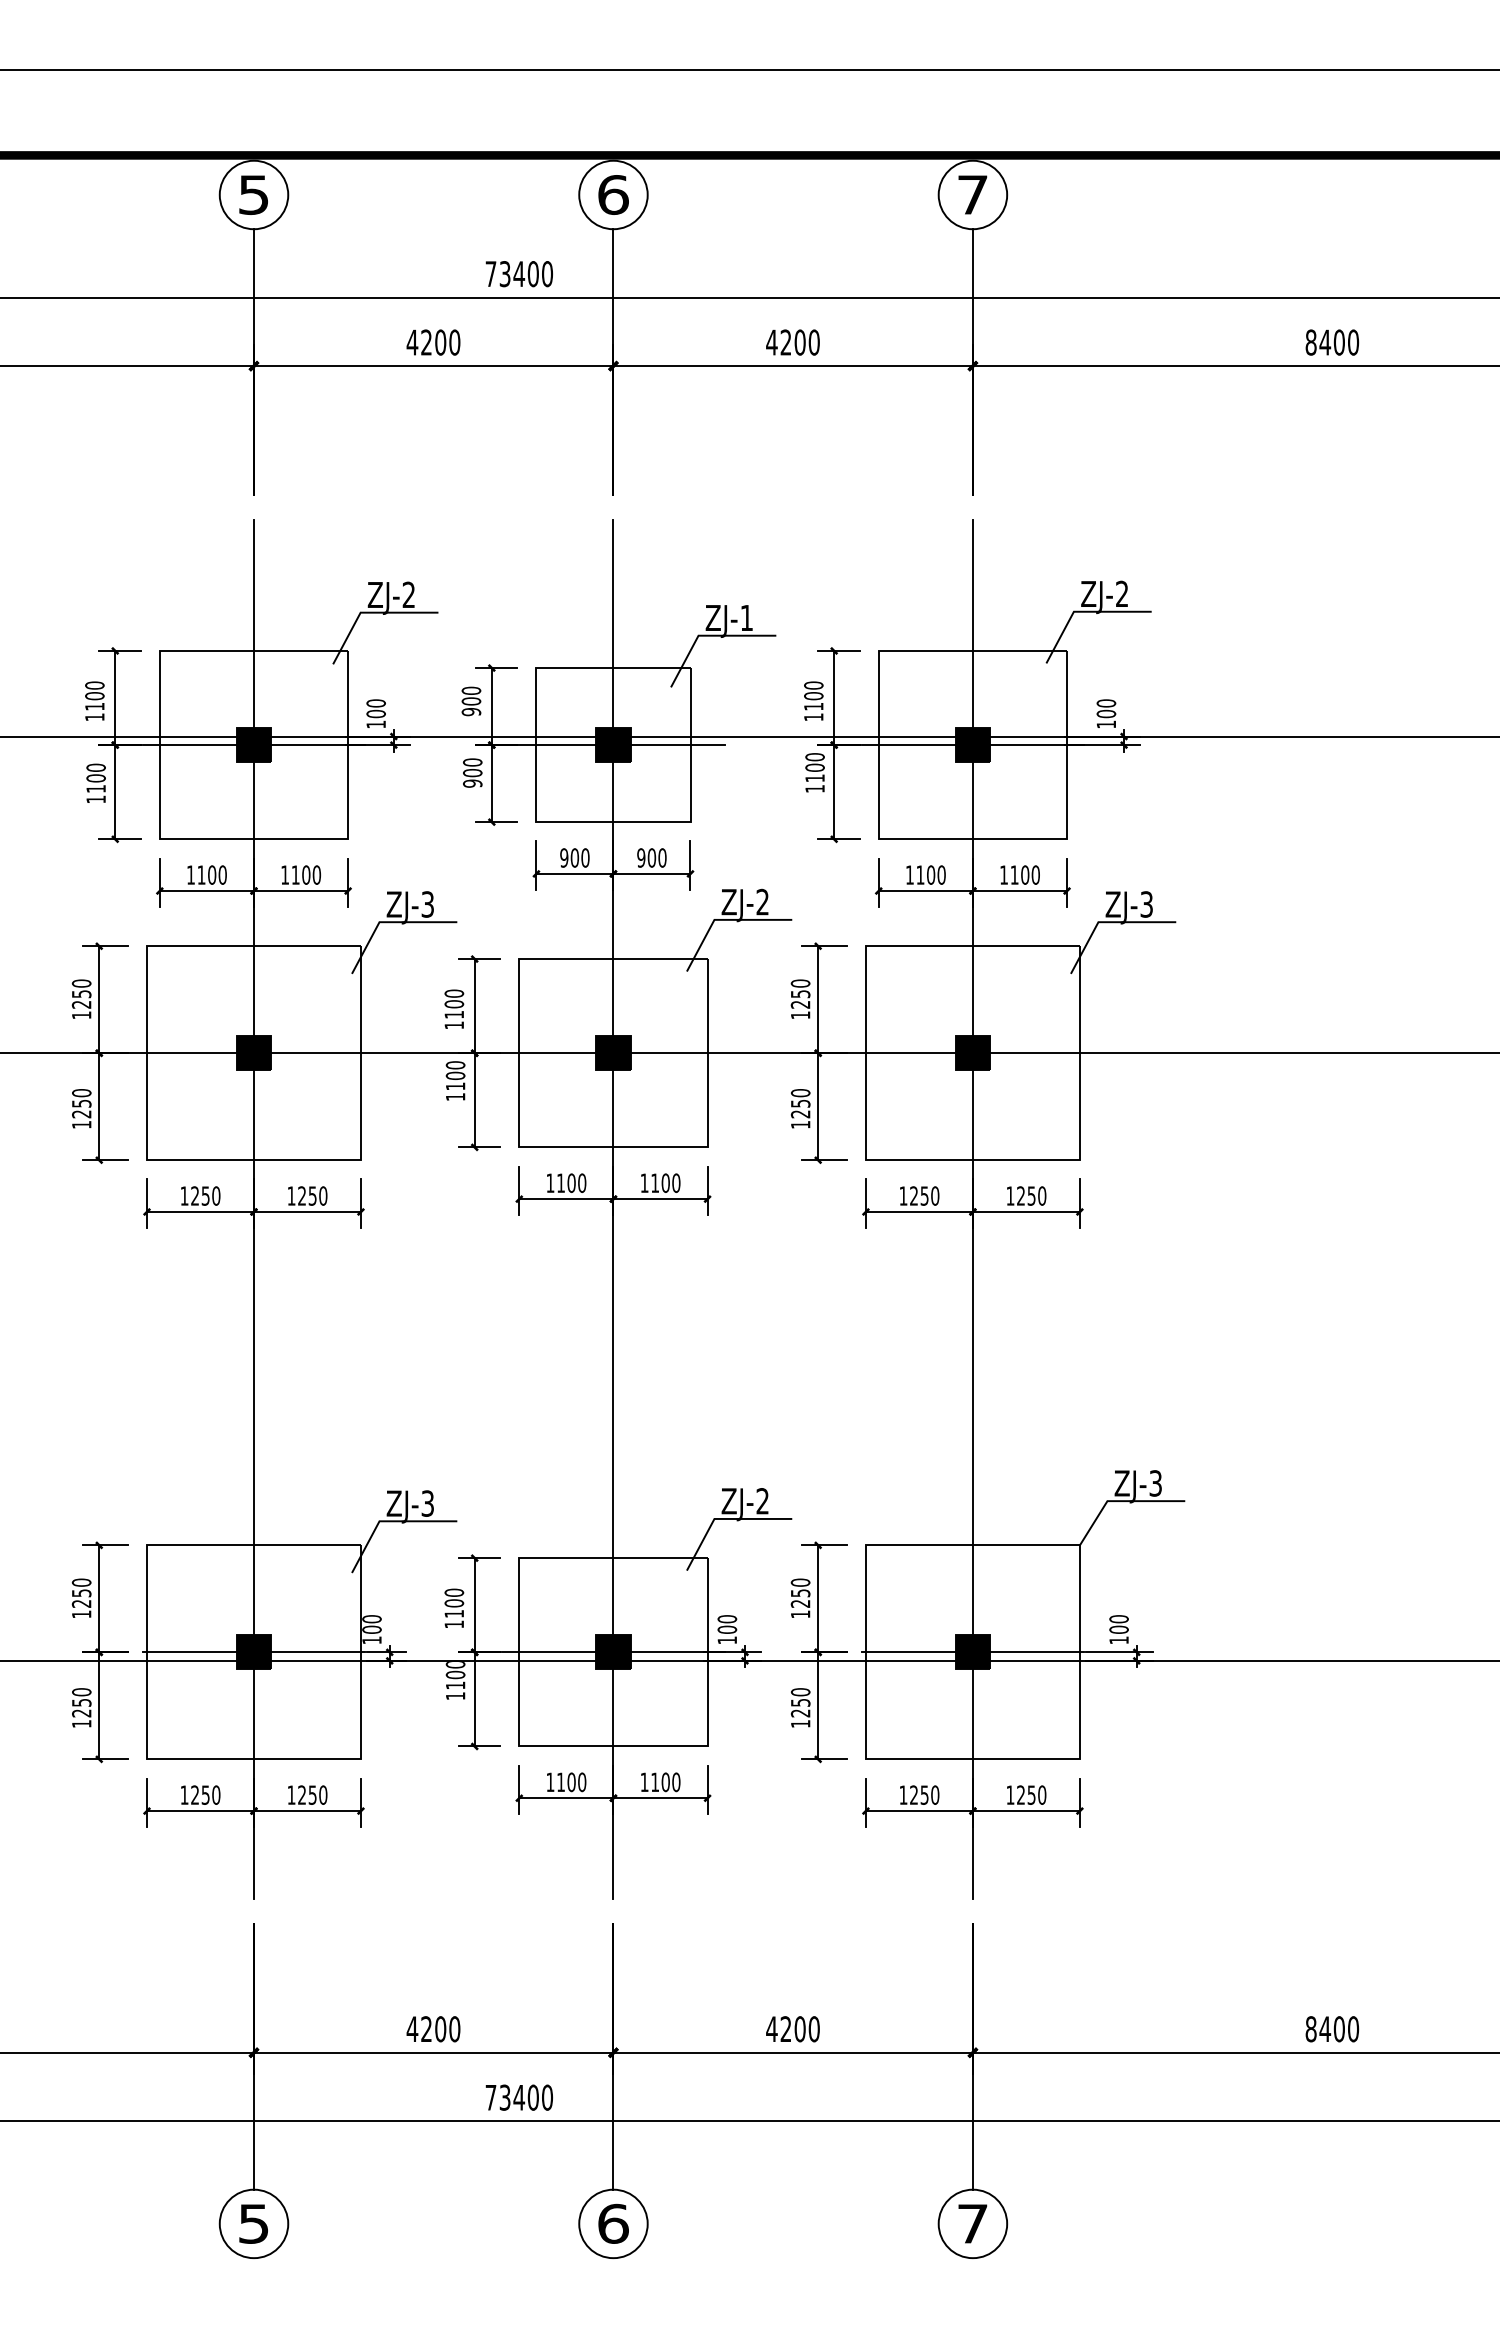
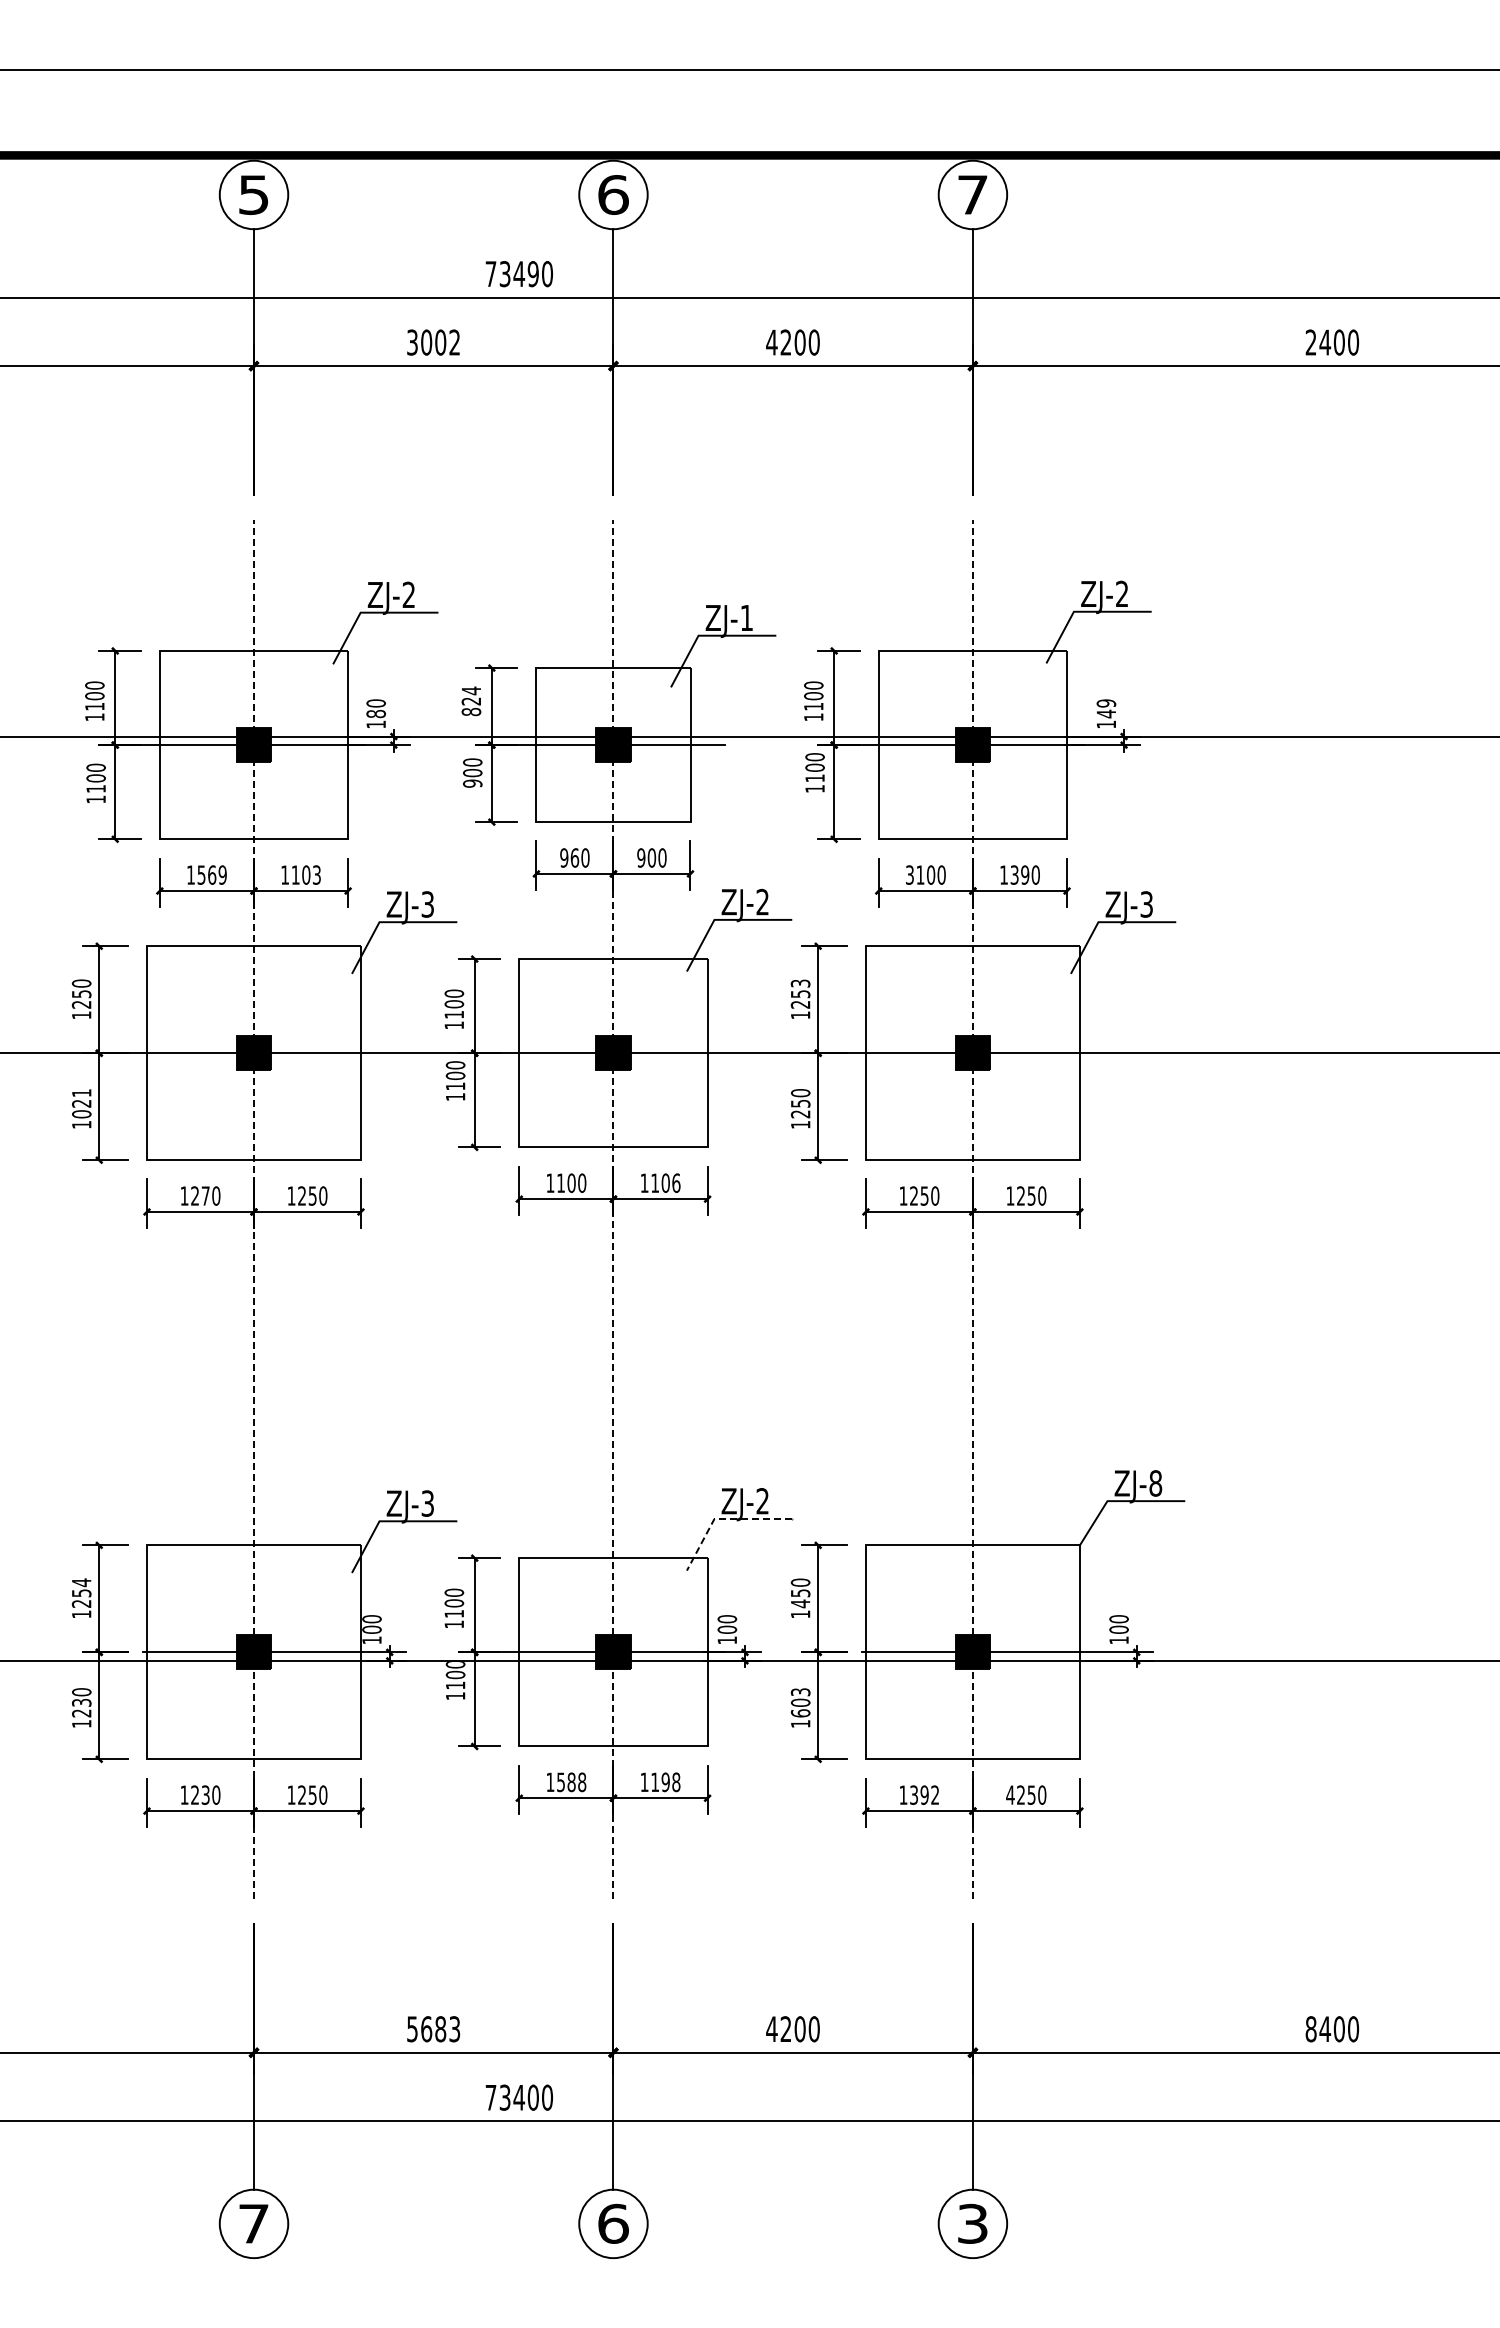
text: 73400 -> 73490 (532, 274)
text: 4200 -> 3002 (433, 342)
text: 8400 -> 2400 (1310, 342)
text: 900 -> 824 (471, 701)
text: 100 -> 149 (1106, 708)
text: 100 -> 180 (375, 713)
text: 900 -> 960 (574, 857)
text: 1100 -> 1569 (211, 874)
text: 1100 -> 1103 (316, 874)
text: 1100 -> 3100 (909, 874)
text: 1100 -> 1390 (1019, 874)
text: 1250 -> 1253 (800, 983)
text: 1250 -> 1021 (81, 1103)
text: 1100 -> 1106 (676, 1182)
text: 1250 -> 1270 (205, 1195)
line: solid -> dashed (254, 1208)
line: solid -> dashed (613, 1208)
line: solid -> dashed (972, 1208)
text: ZJ-3 -> ZJ-8 (1155, 1483)
line: solid -> dashed (723, 1518)
text: 1250 -> 1254 (81, 1582)
text: 1250 -> 1450 (800, 1603)
text: 1250 -> 1230 (81, 1702)
text: 1250 -> 1603 (800, 1702)
text: 1100 -> 1588 (571, 1782)
text: 1100 -> 1198 (670, 1782)
text: 1250 -> 1230 (205, 1794)
text: 1250 -> 1392 (924, 1794)
text: 1250 -> 4250 (1010, 1794)
text: 4200 -> 5683 (433, 2029)
text: 5 -> 7 (253, 2223)
text: 7 -> 3 (972, 2223)
